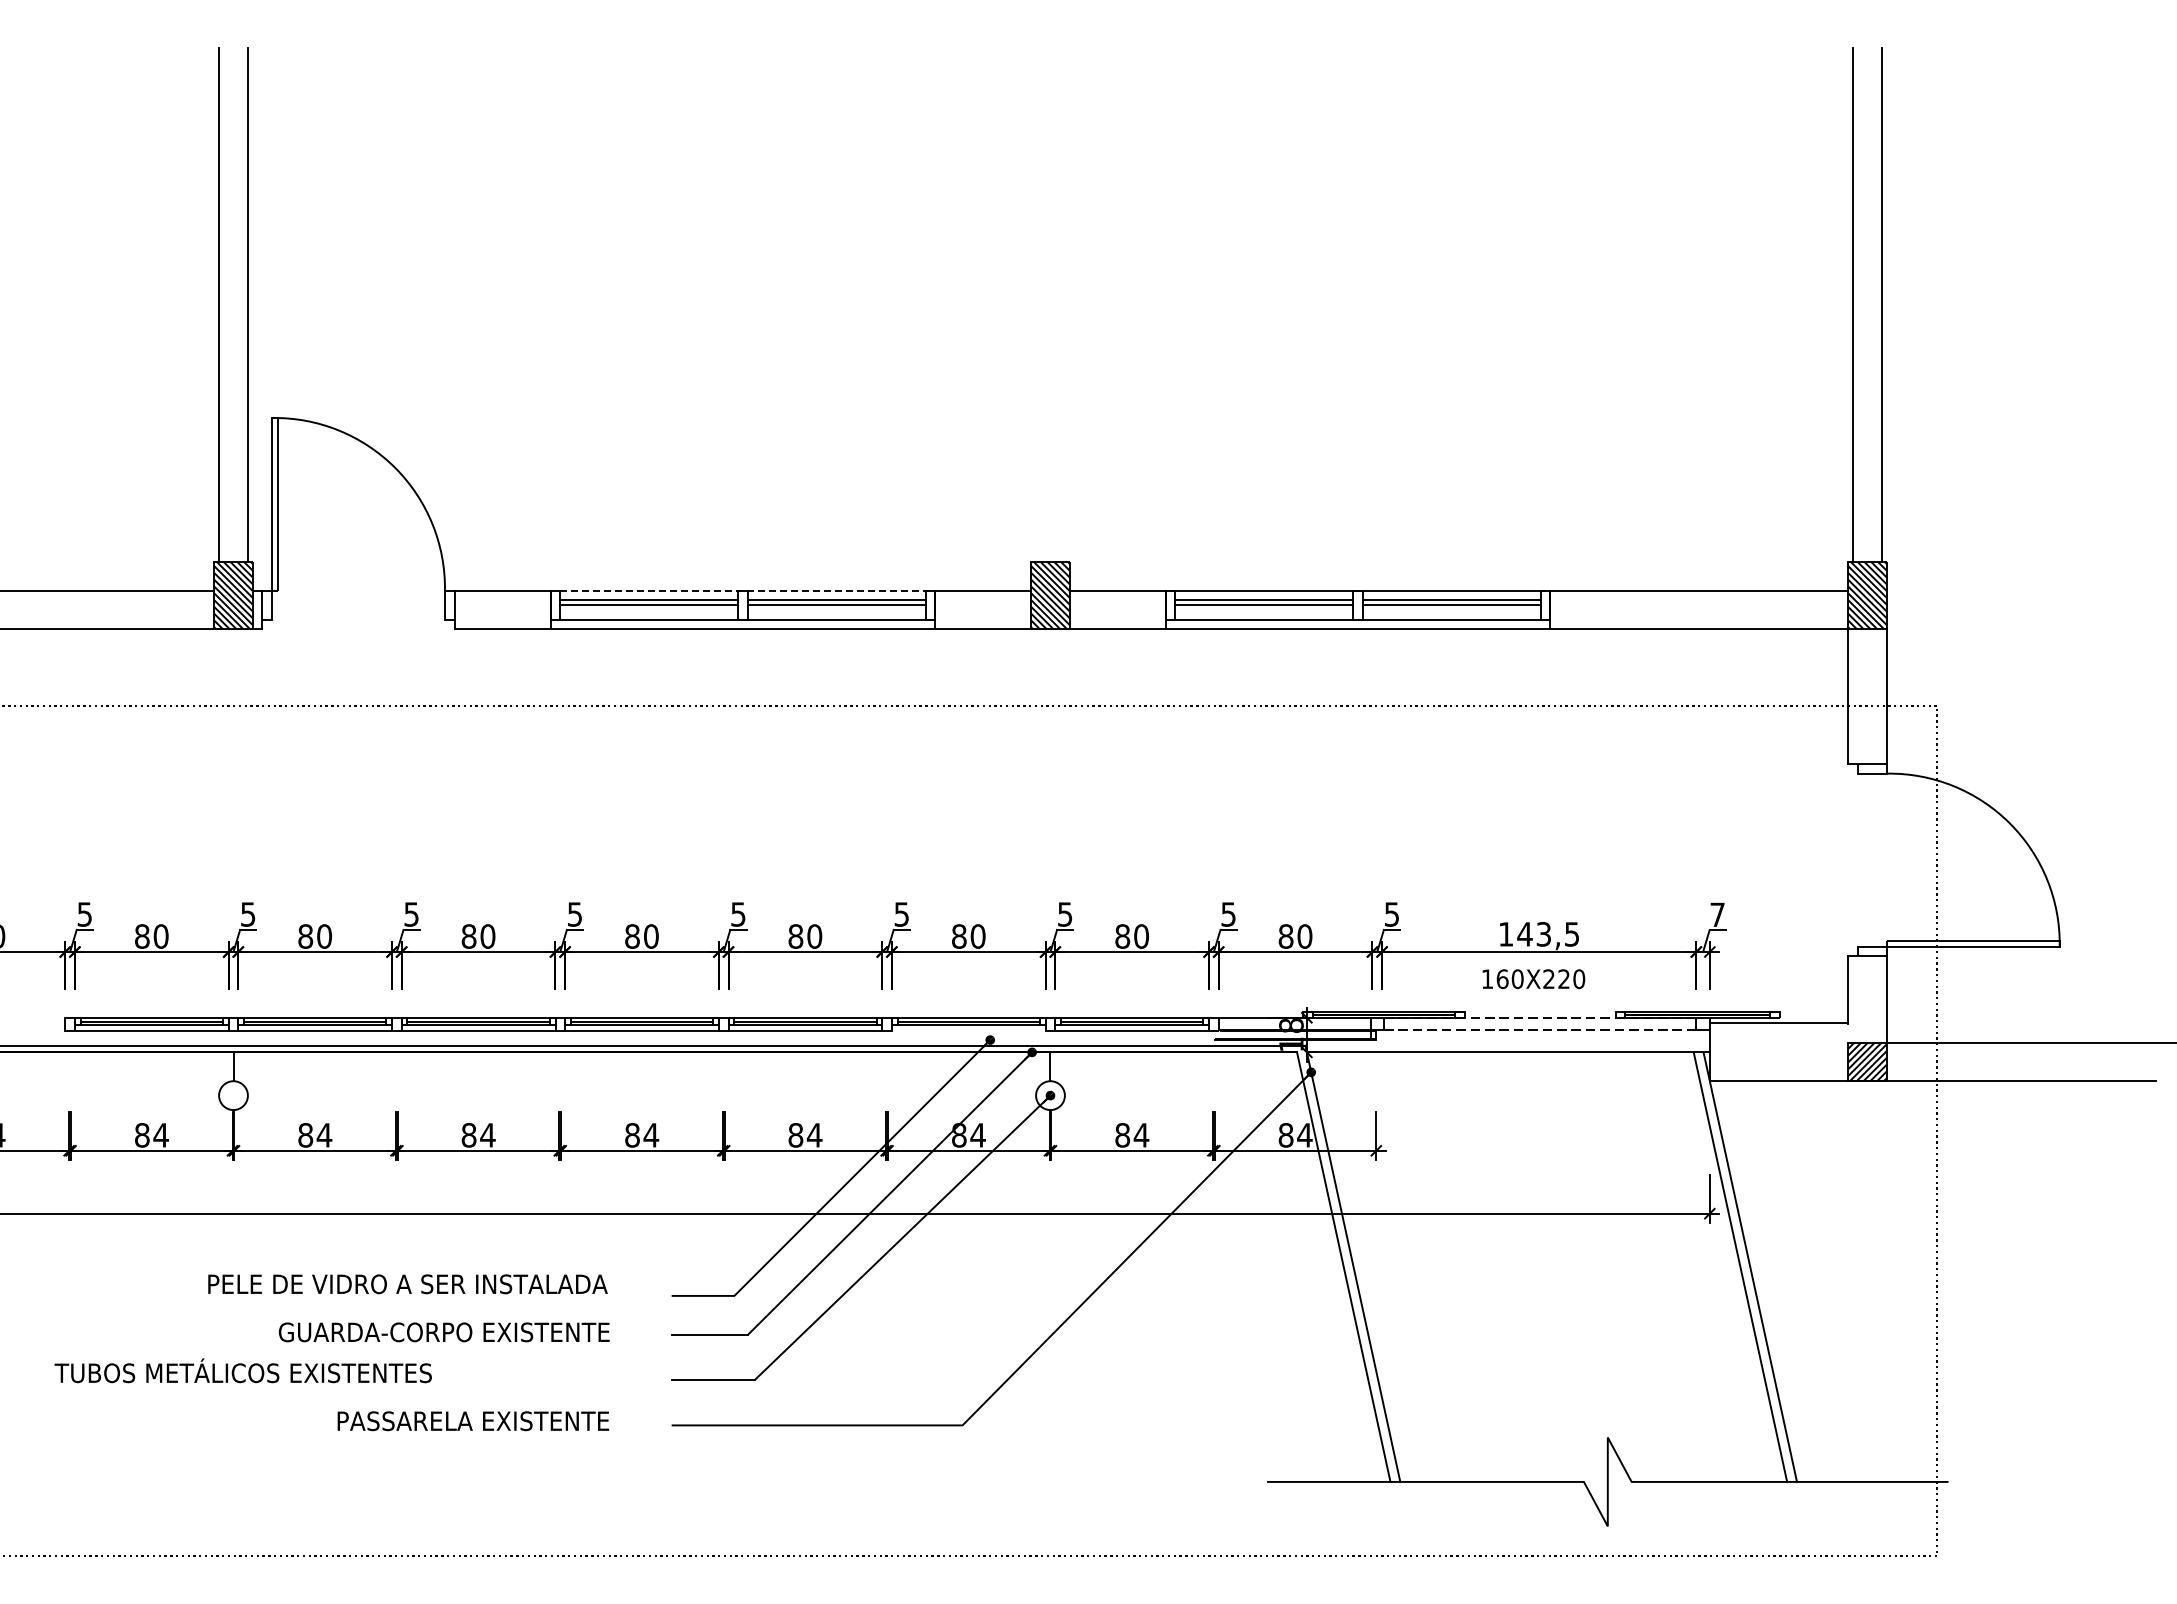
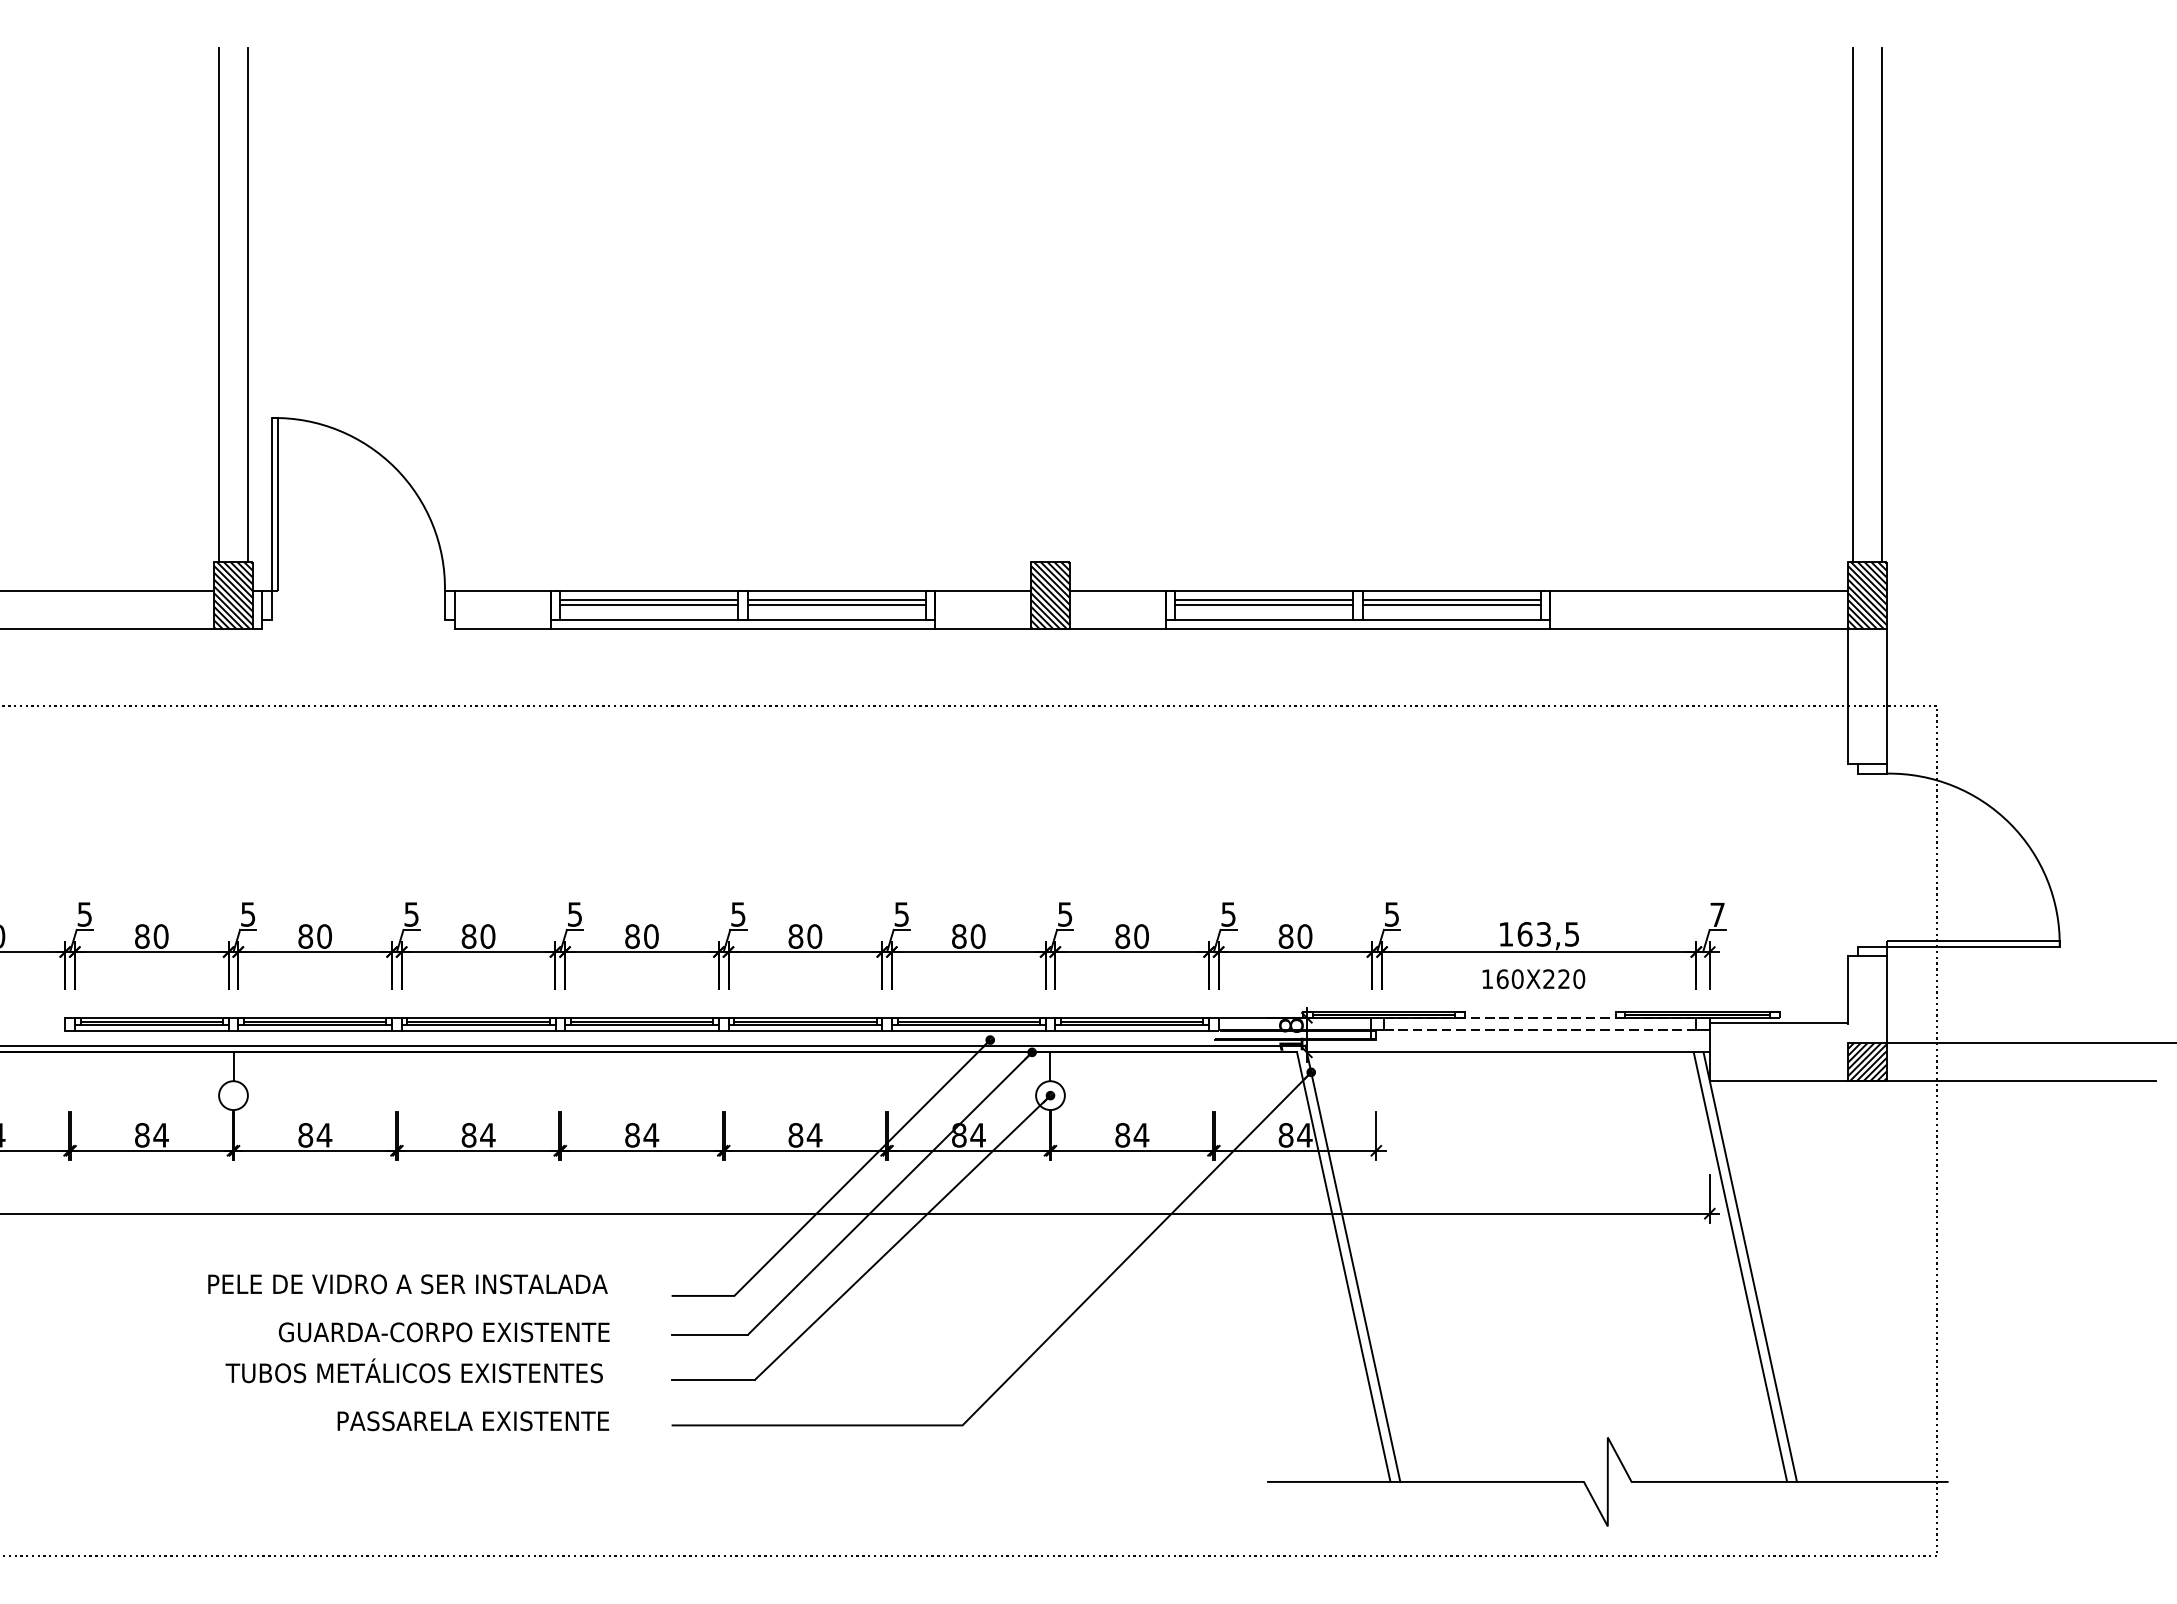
line: dashed -> solid (742, 591)
text: 143,5 -> 163,5 (1524, 934)
line: none -> present (968, 1031)
text position: (242, 1370) -> (413, 1370) (413, 1370)
